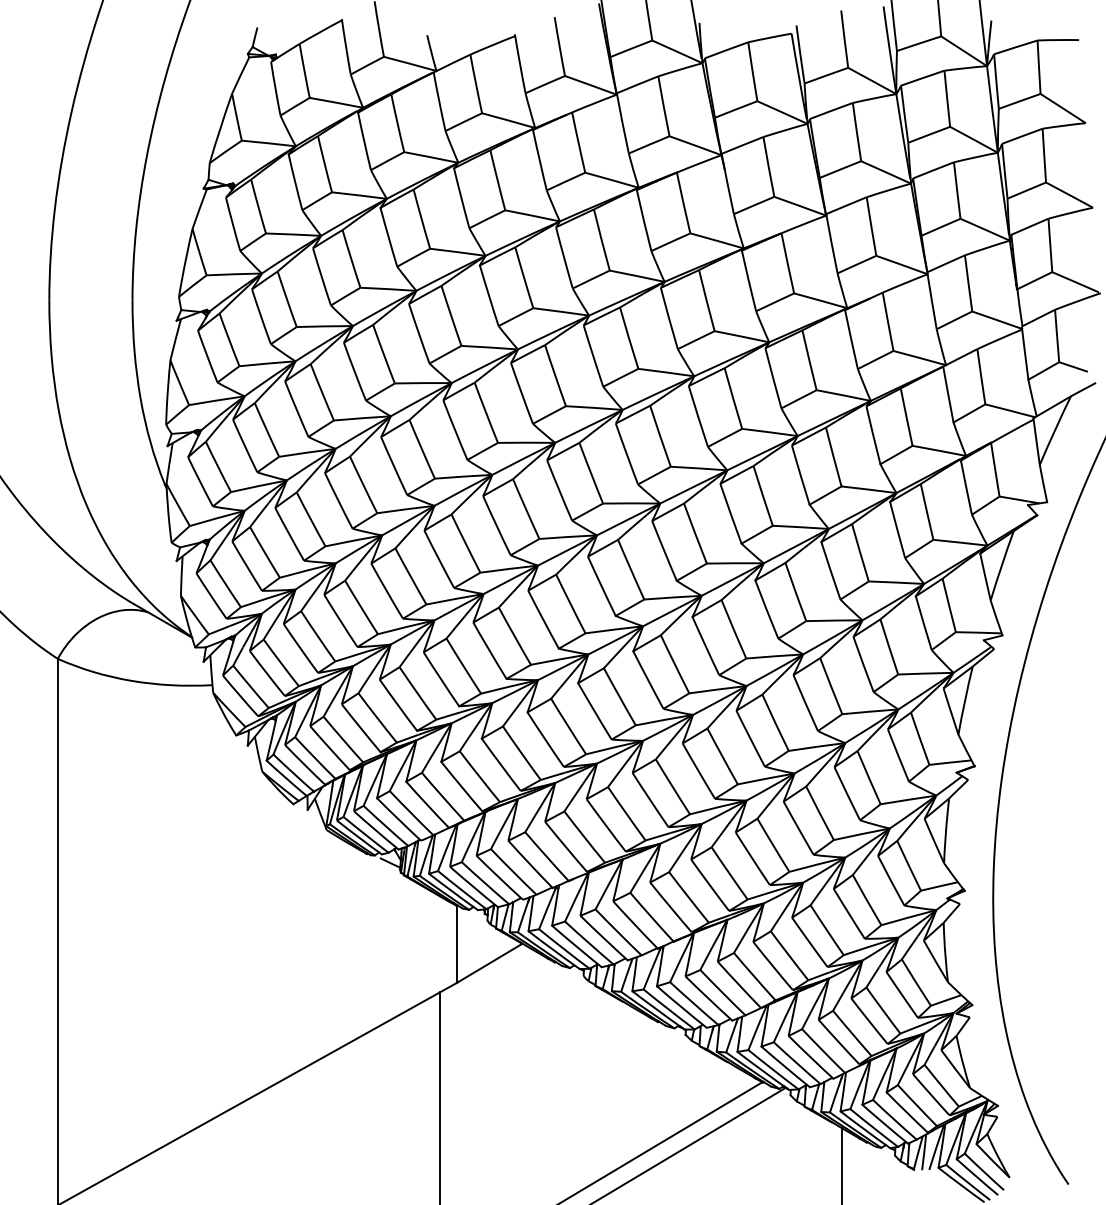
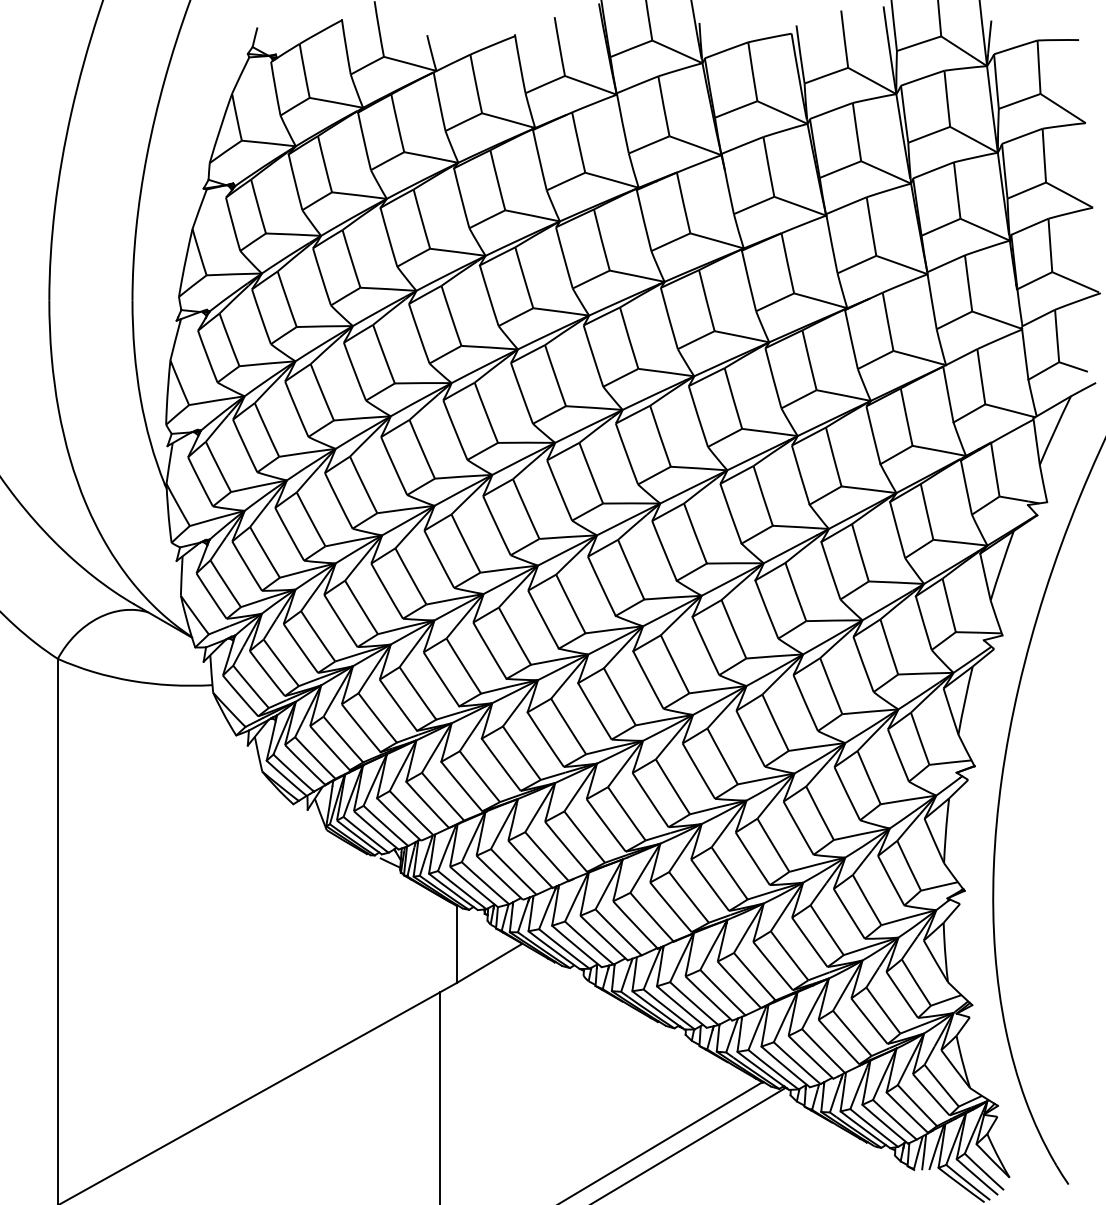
line: present -> none (842, 1164)
